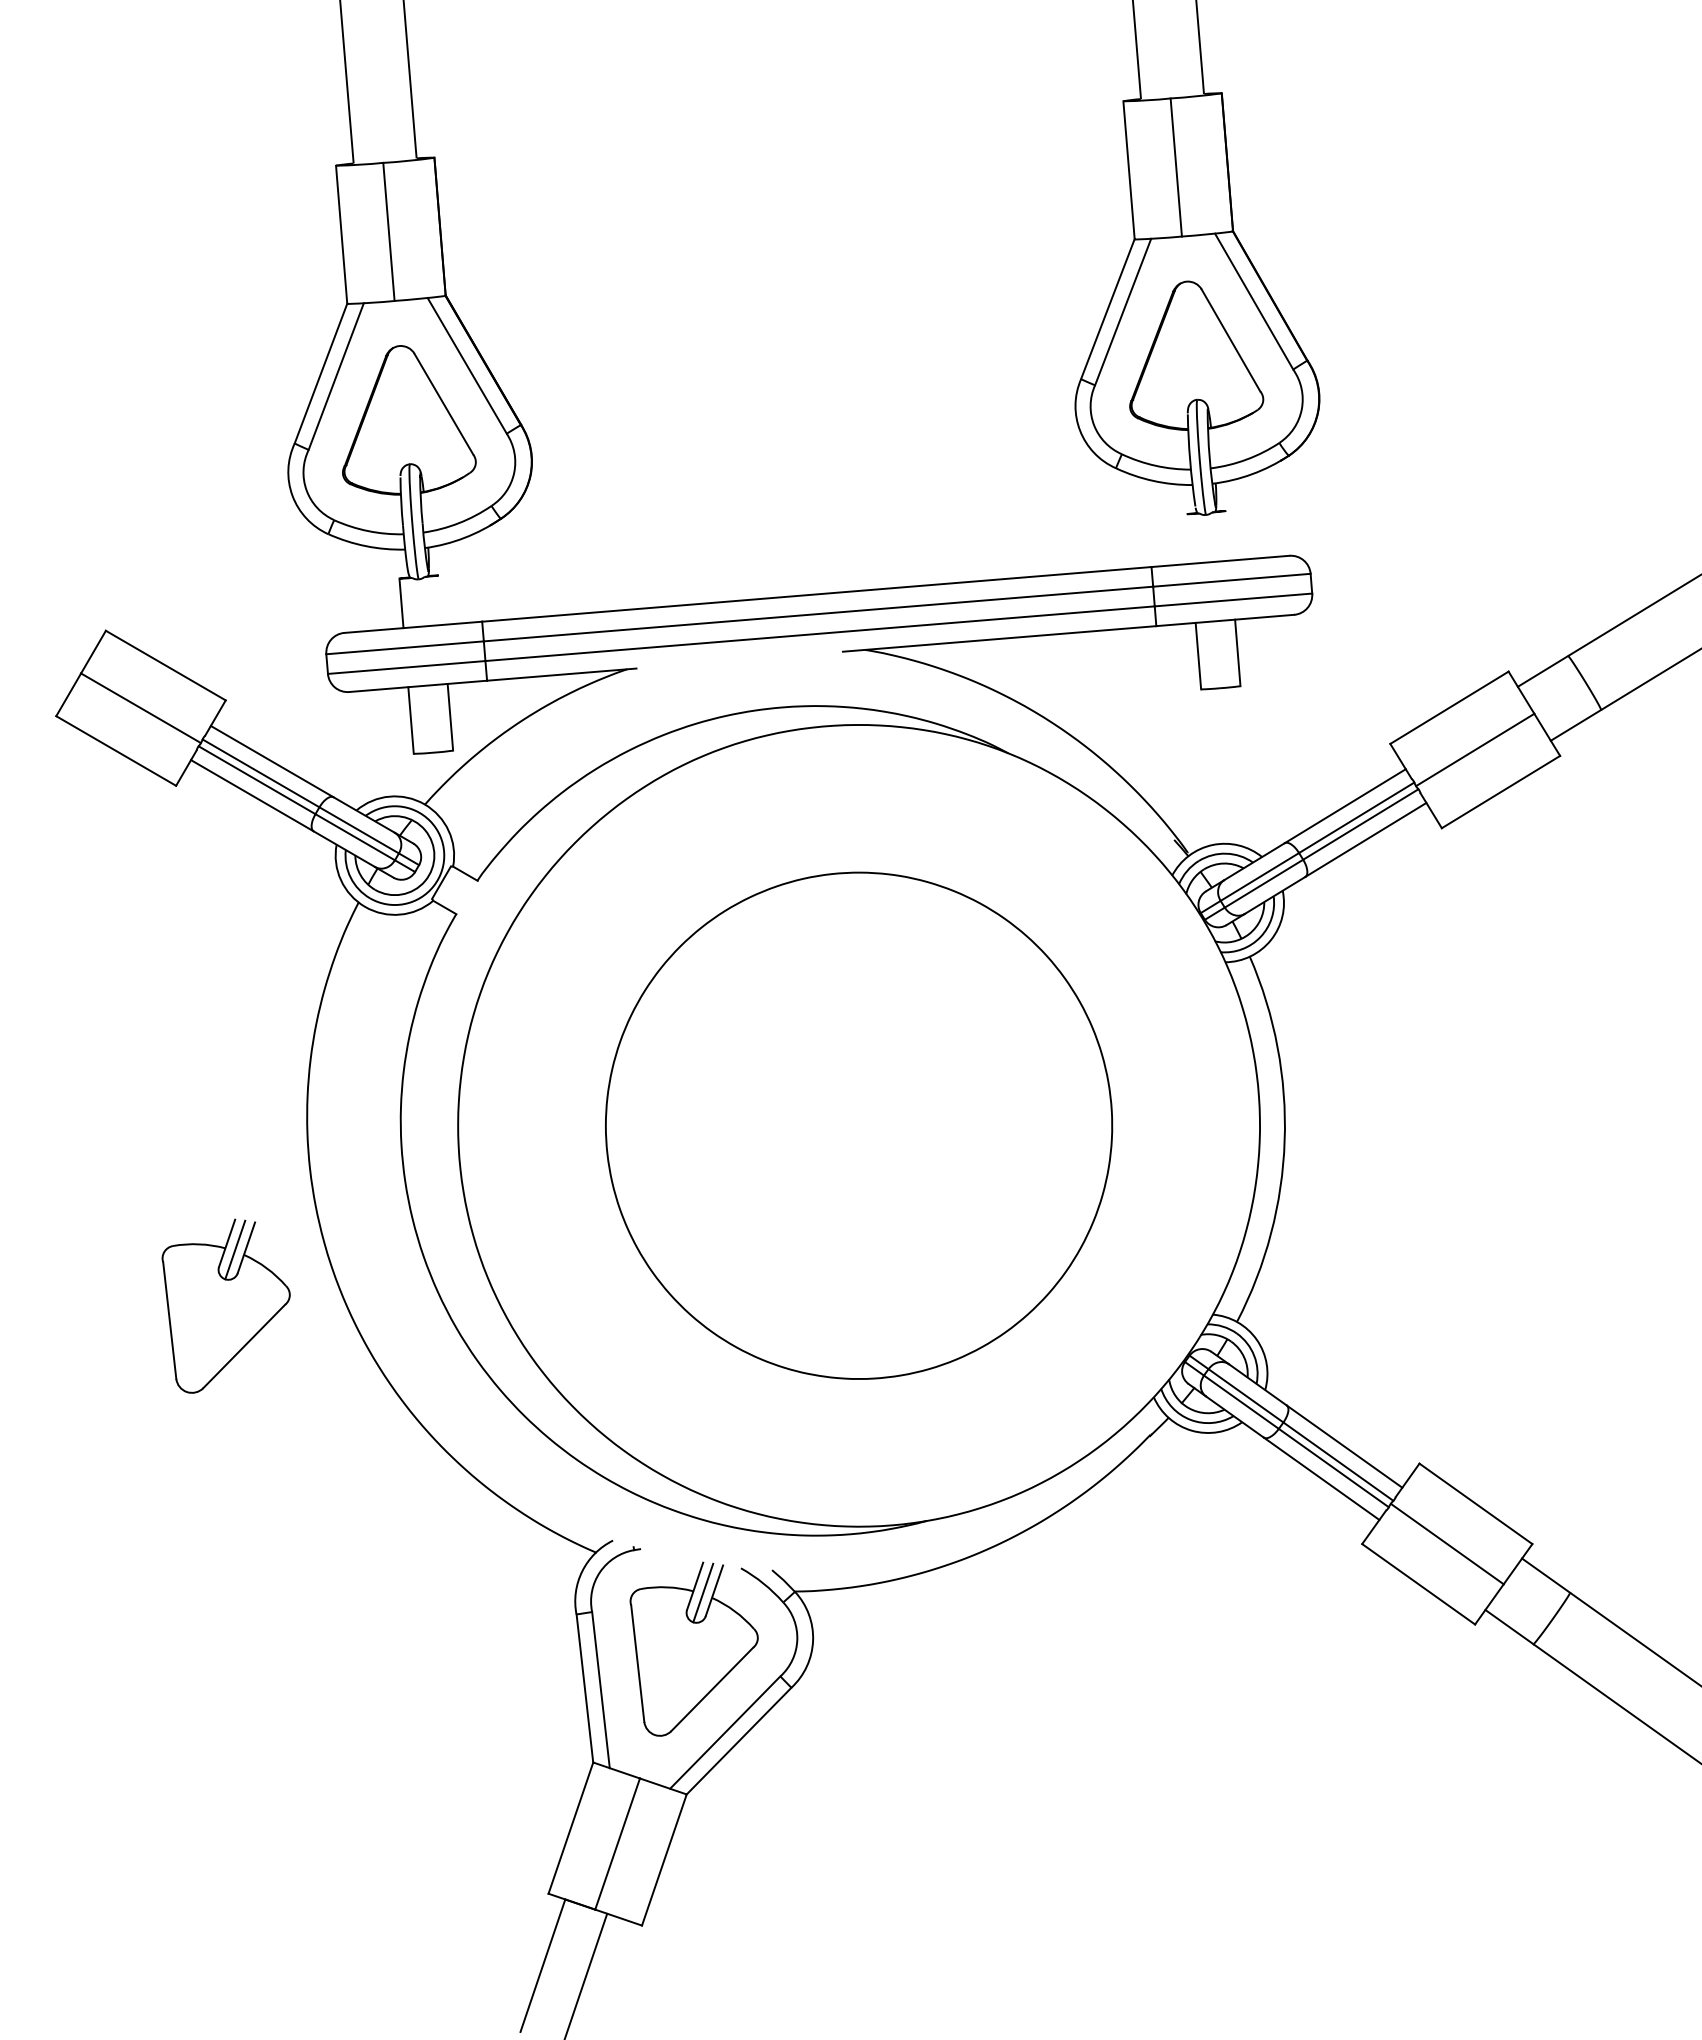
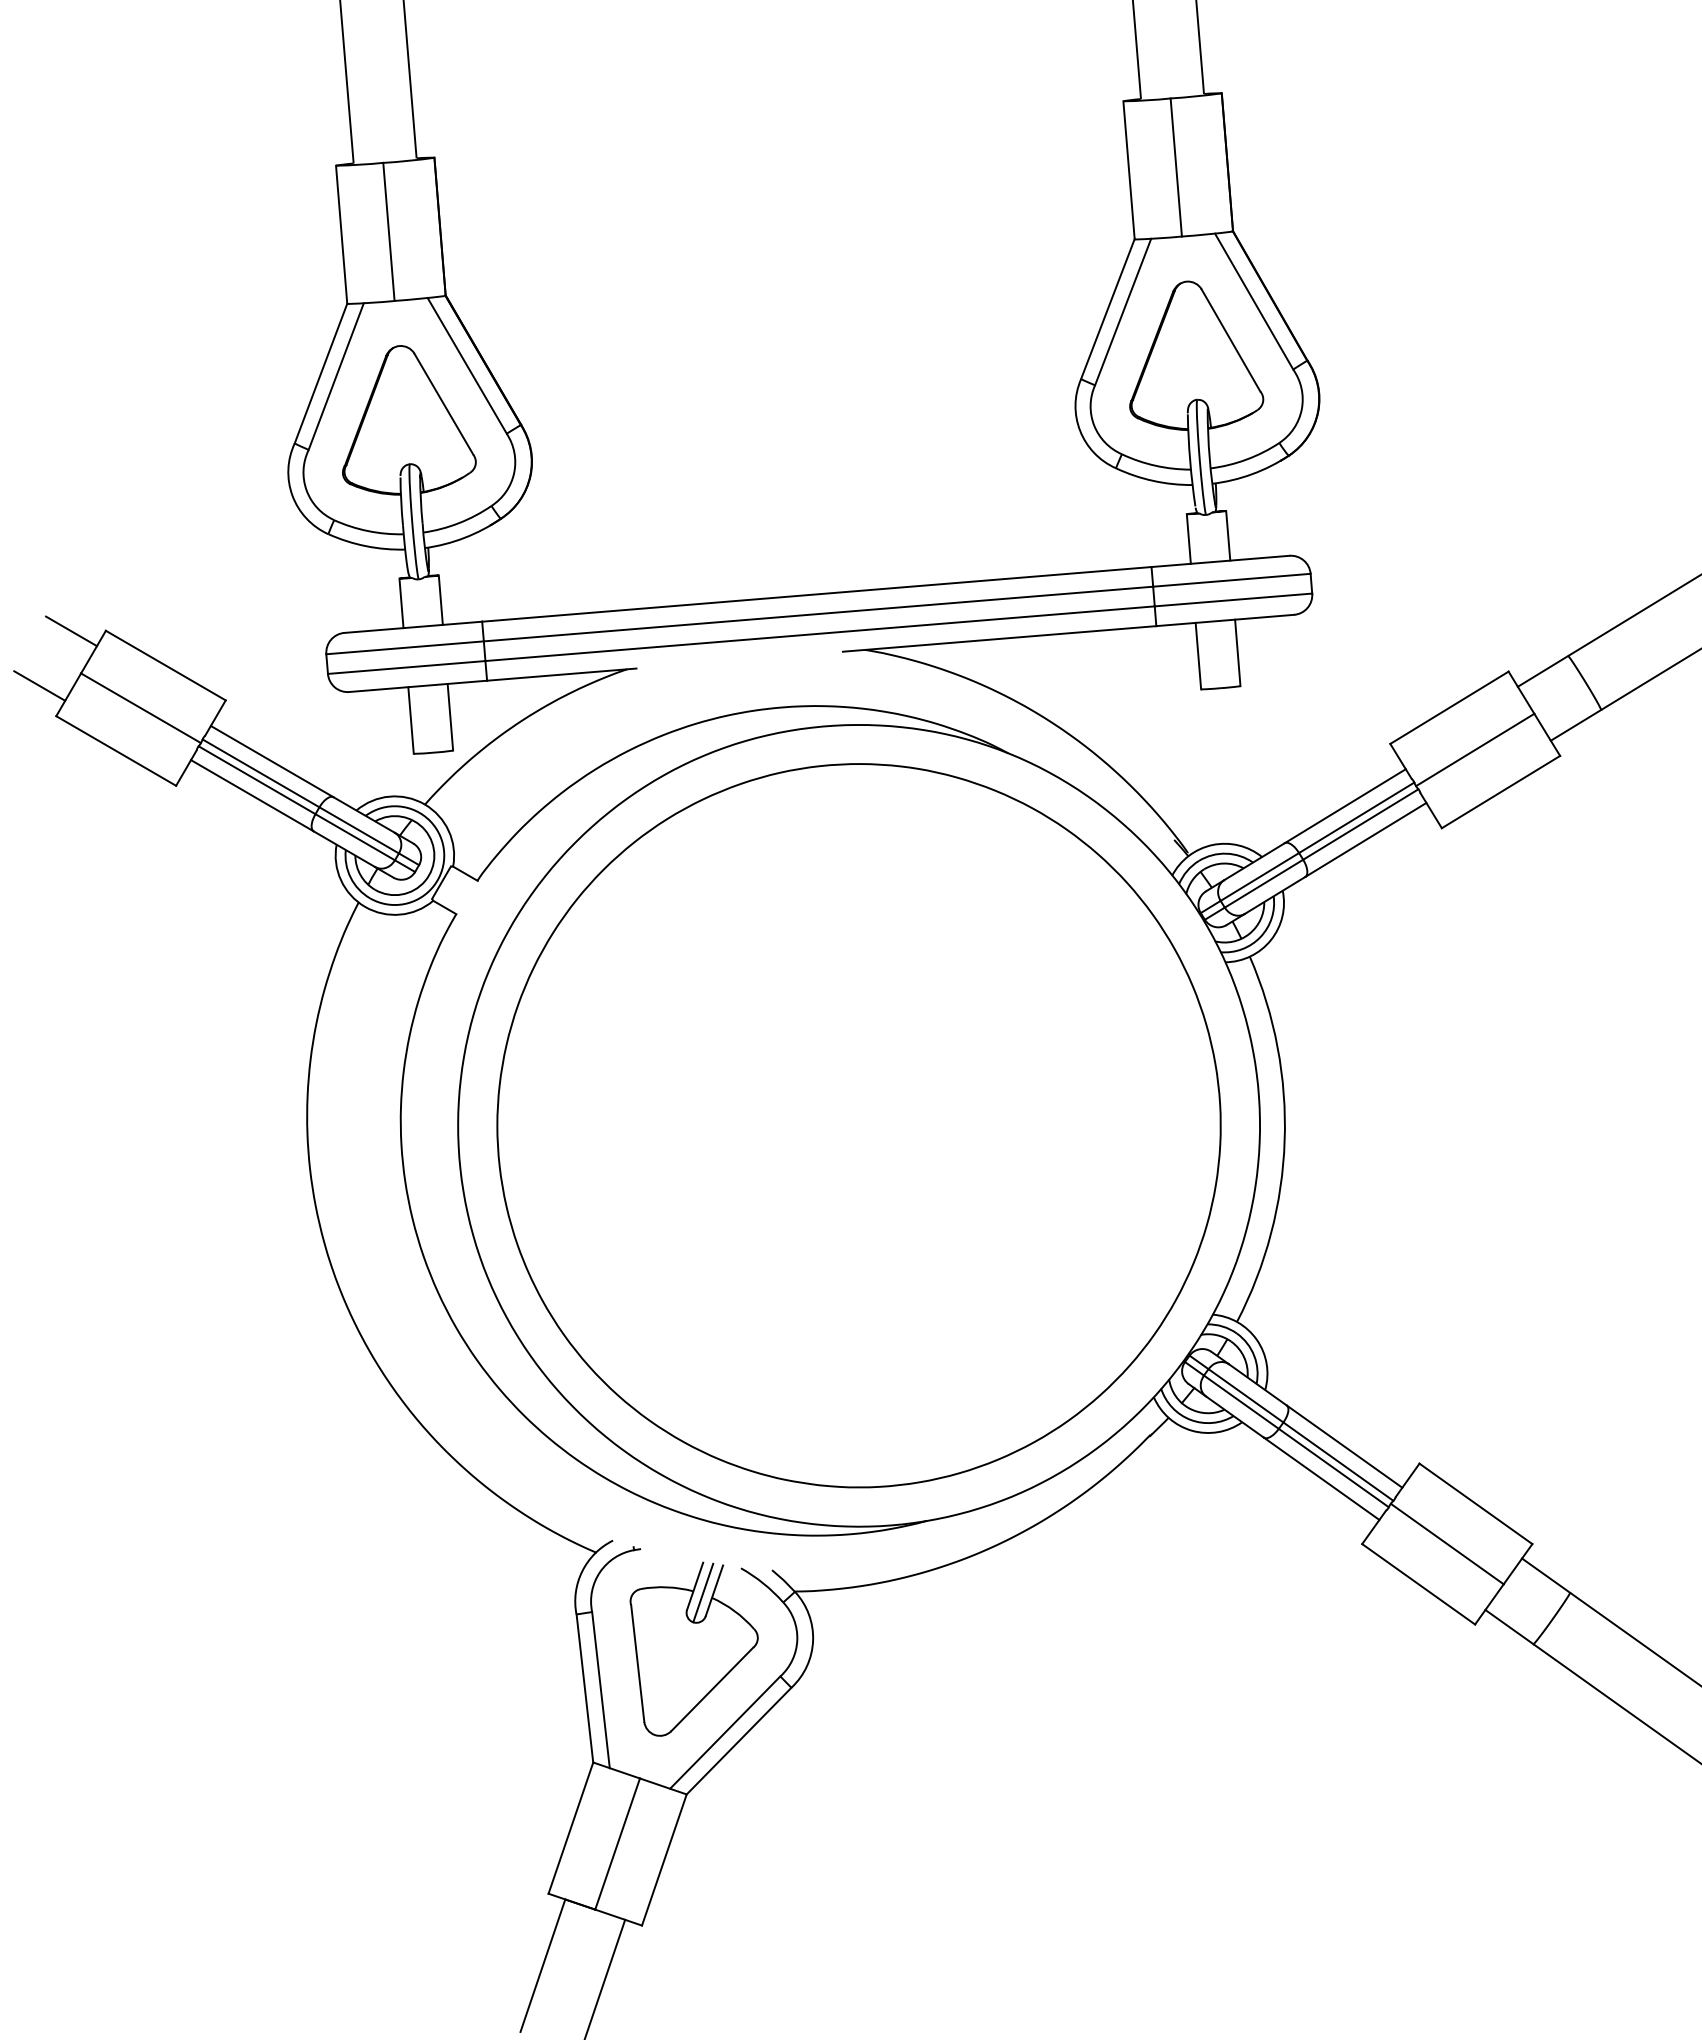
line: none -> present (1228, 535)
line: none -> present (1188, 538)
line: none -> present (440, 599)
line: none -> present (71, 631)
line: none -> present (39, 685)
part size: 509x509 px -> 726x726 px (858, 1125)
part: present -> none (225, 1305)
line position: (586, 1974) -> (605, 1977) (605, 1977)
